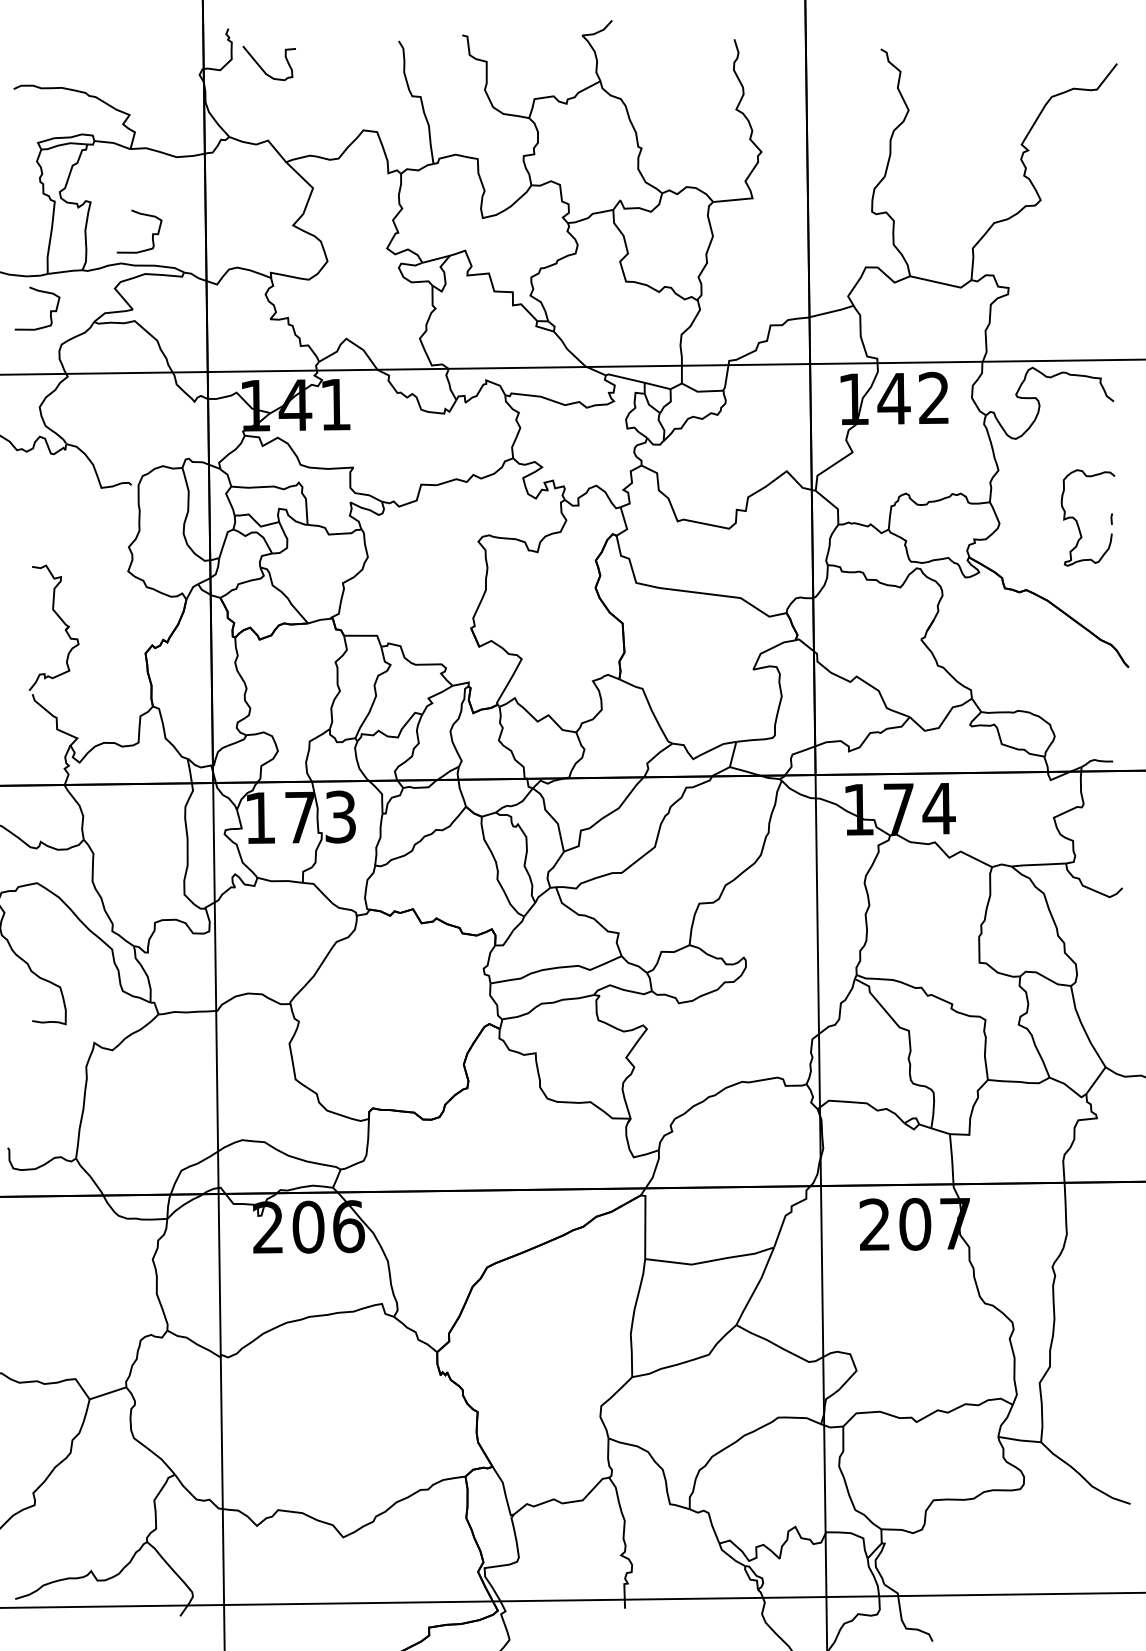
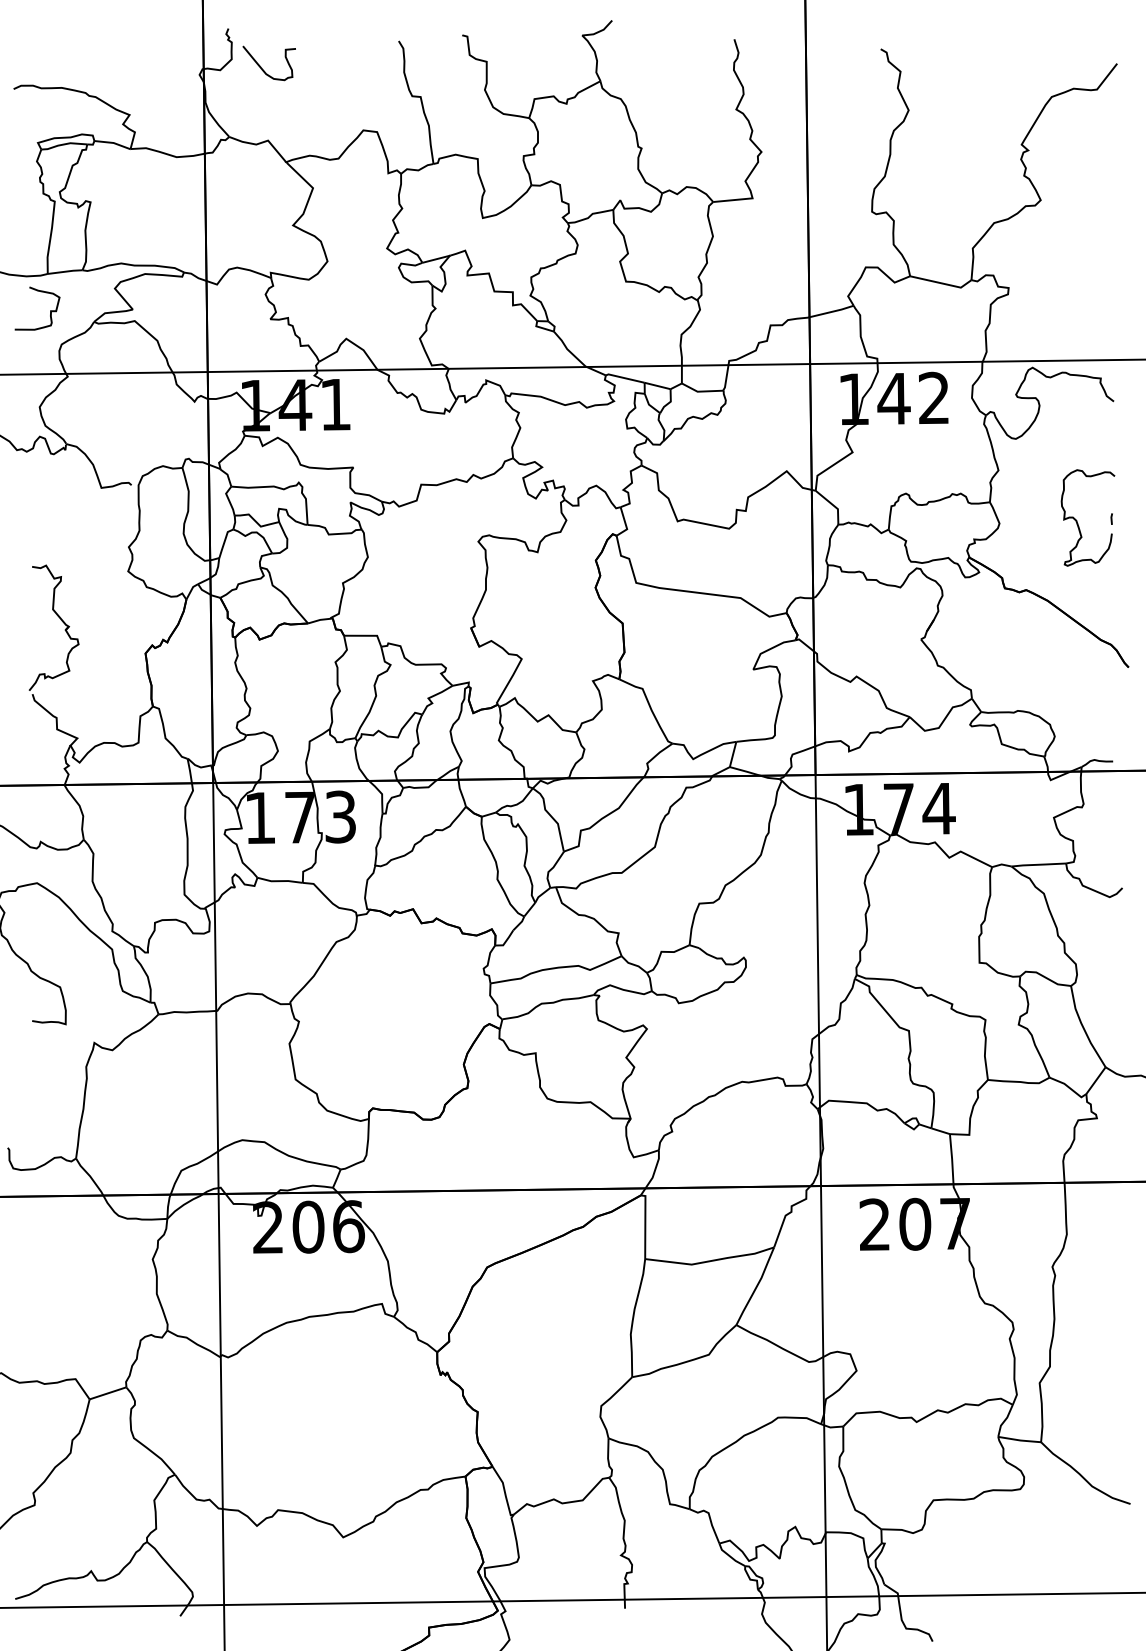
curve: present -> none (152, 233)
